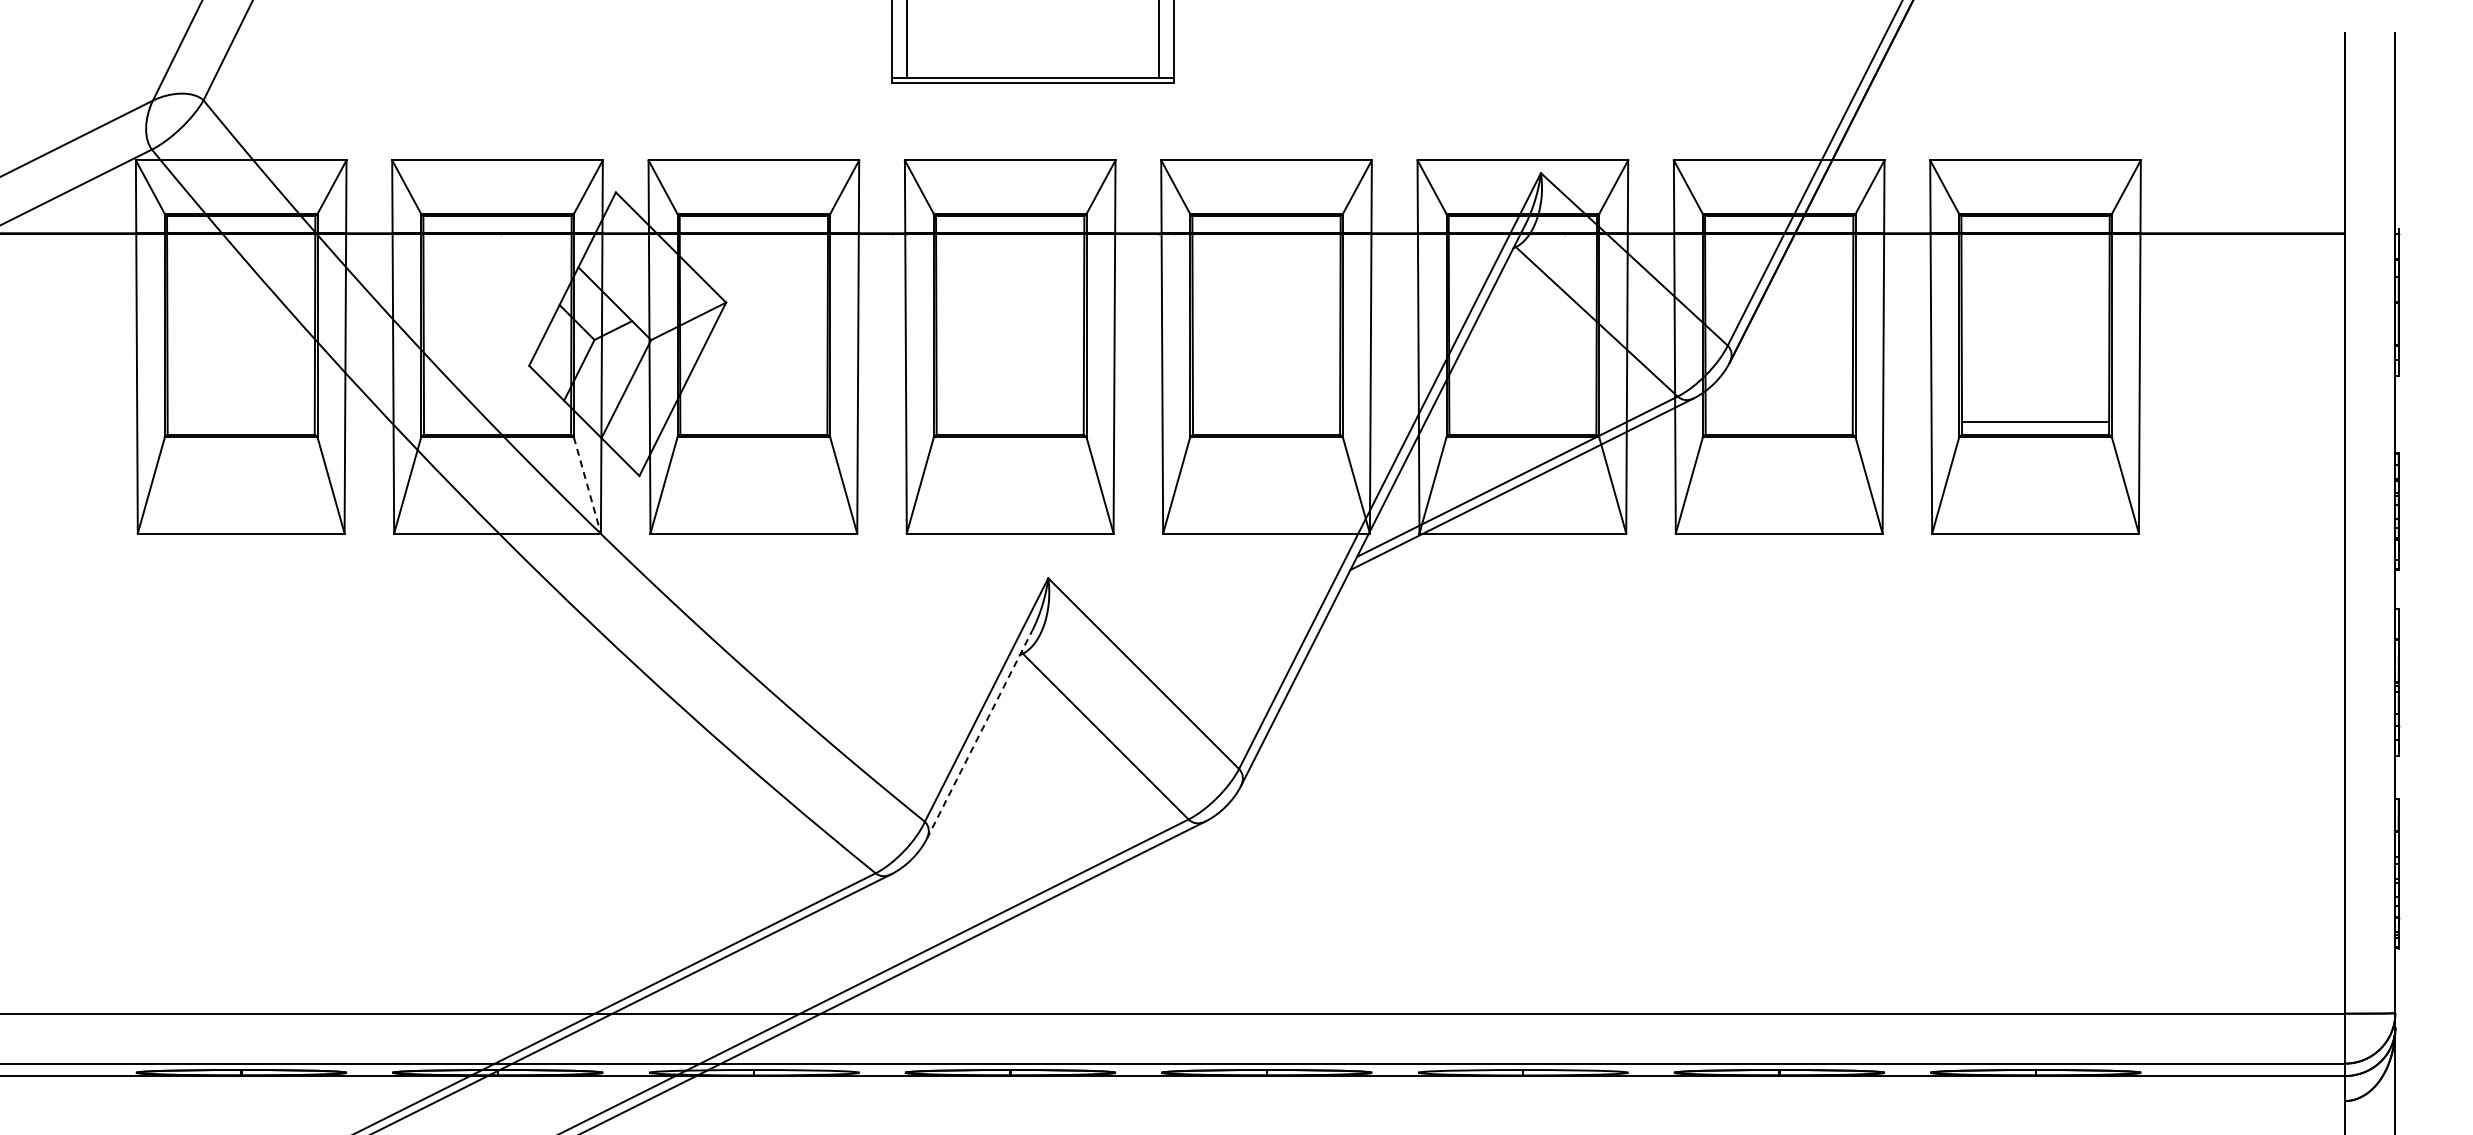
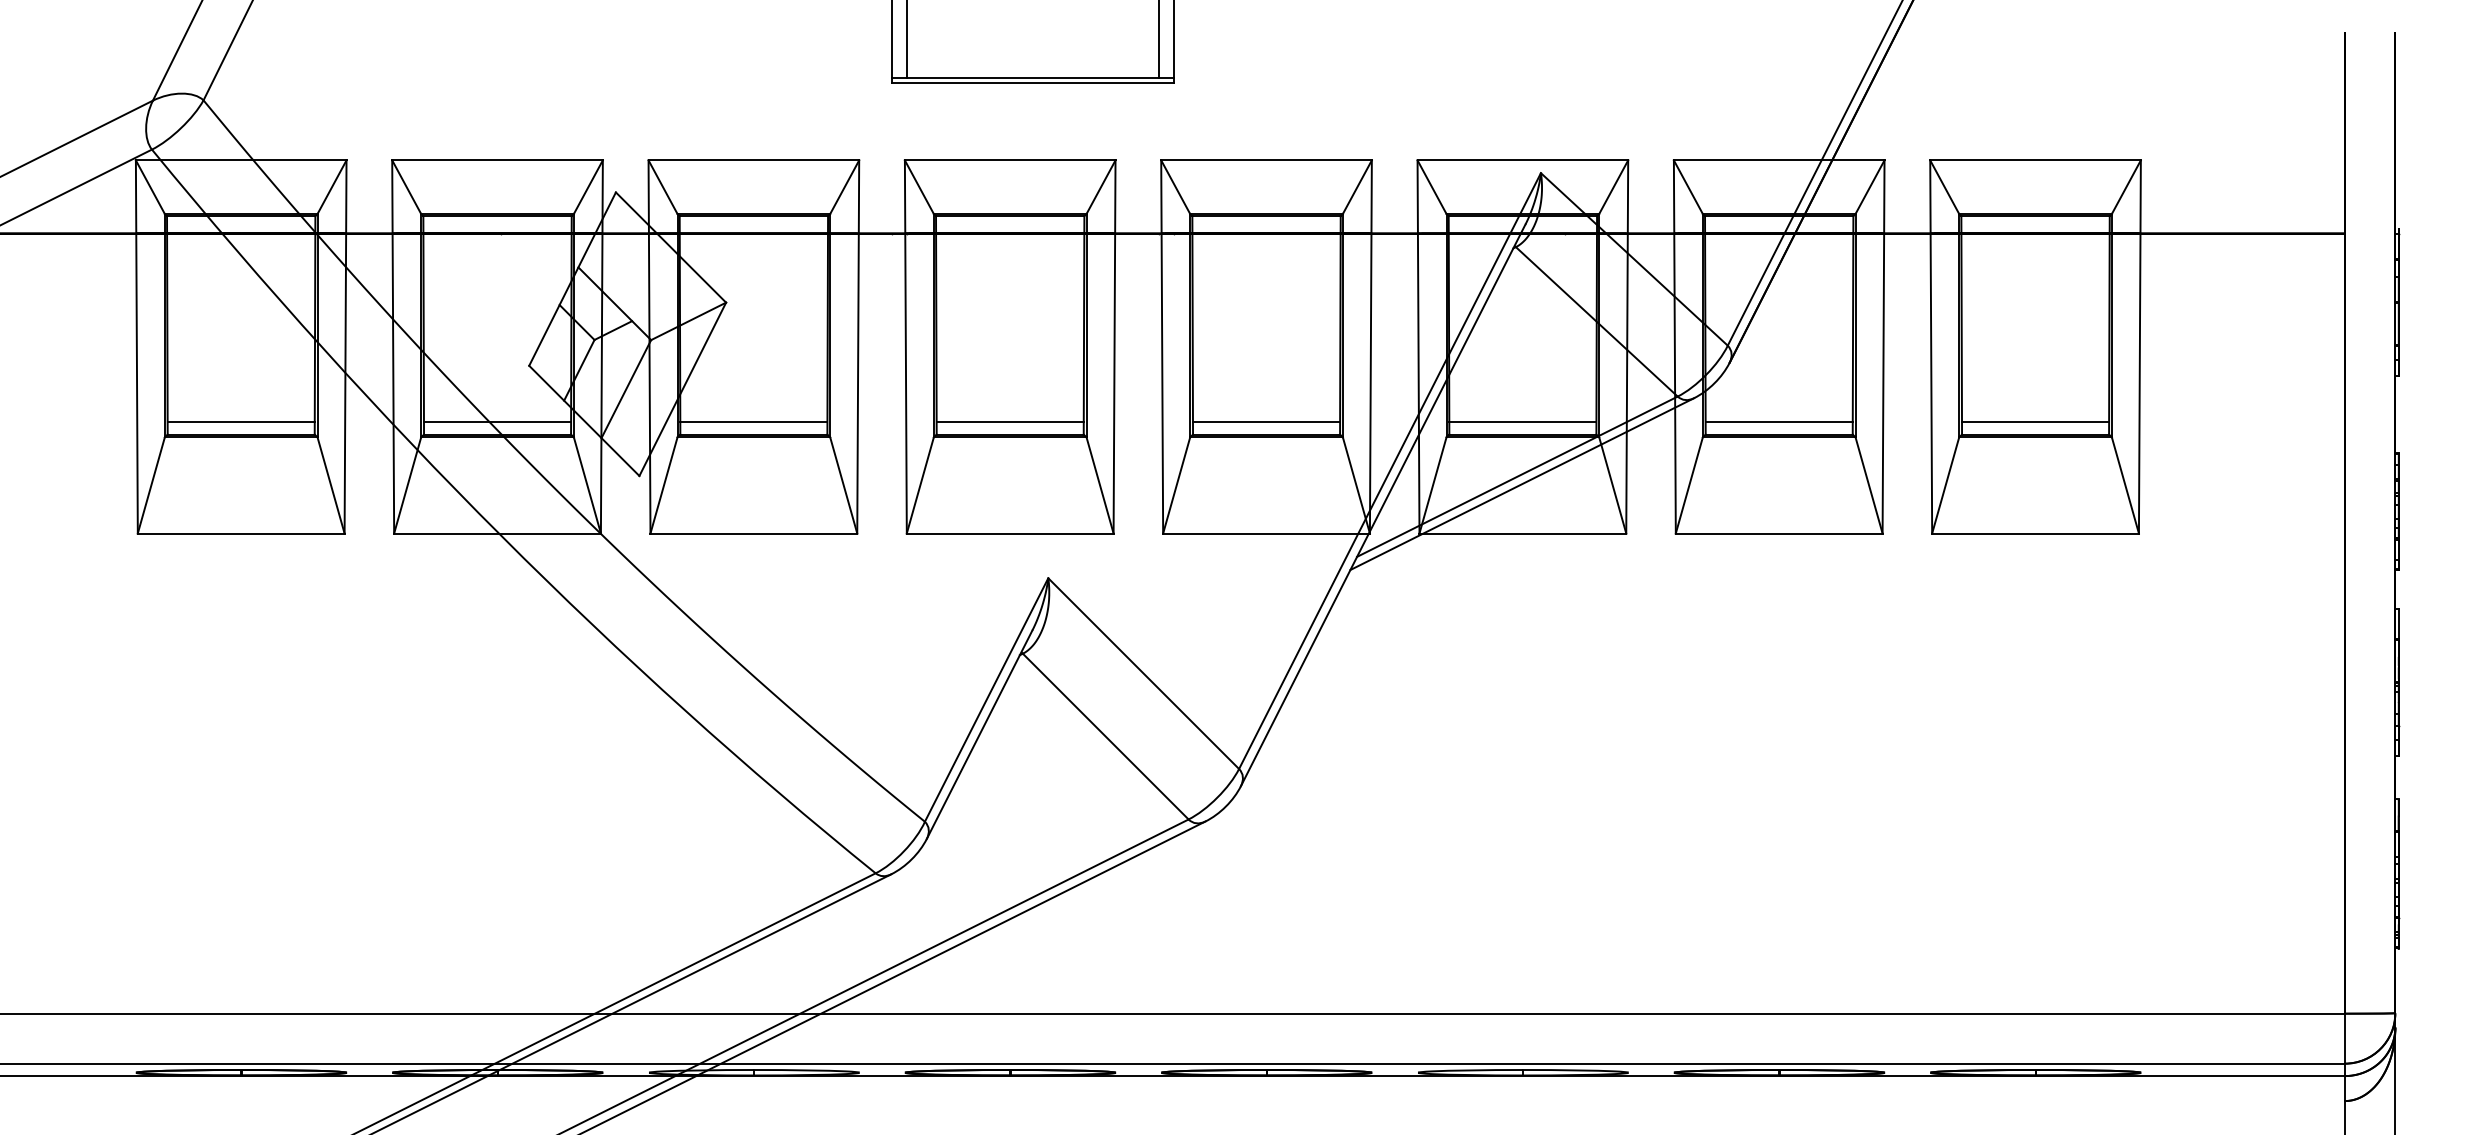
line: none -> present (240, 421)
line: none -> present (497, 421)
line: none -> present (753, 421)
line: none -> present (1009, 421)
line: none -> present (1266, 421)
line: none -> present (1522, 421)
line: none -> present (1778, 421)
line: dashed -> solid (587, 485)
line: dashed -> solid (979, 734)
